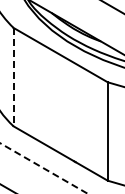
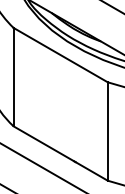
line: dashed -> solid (13, 77)
line: dashed -> solid (44, 168)
